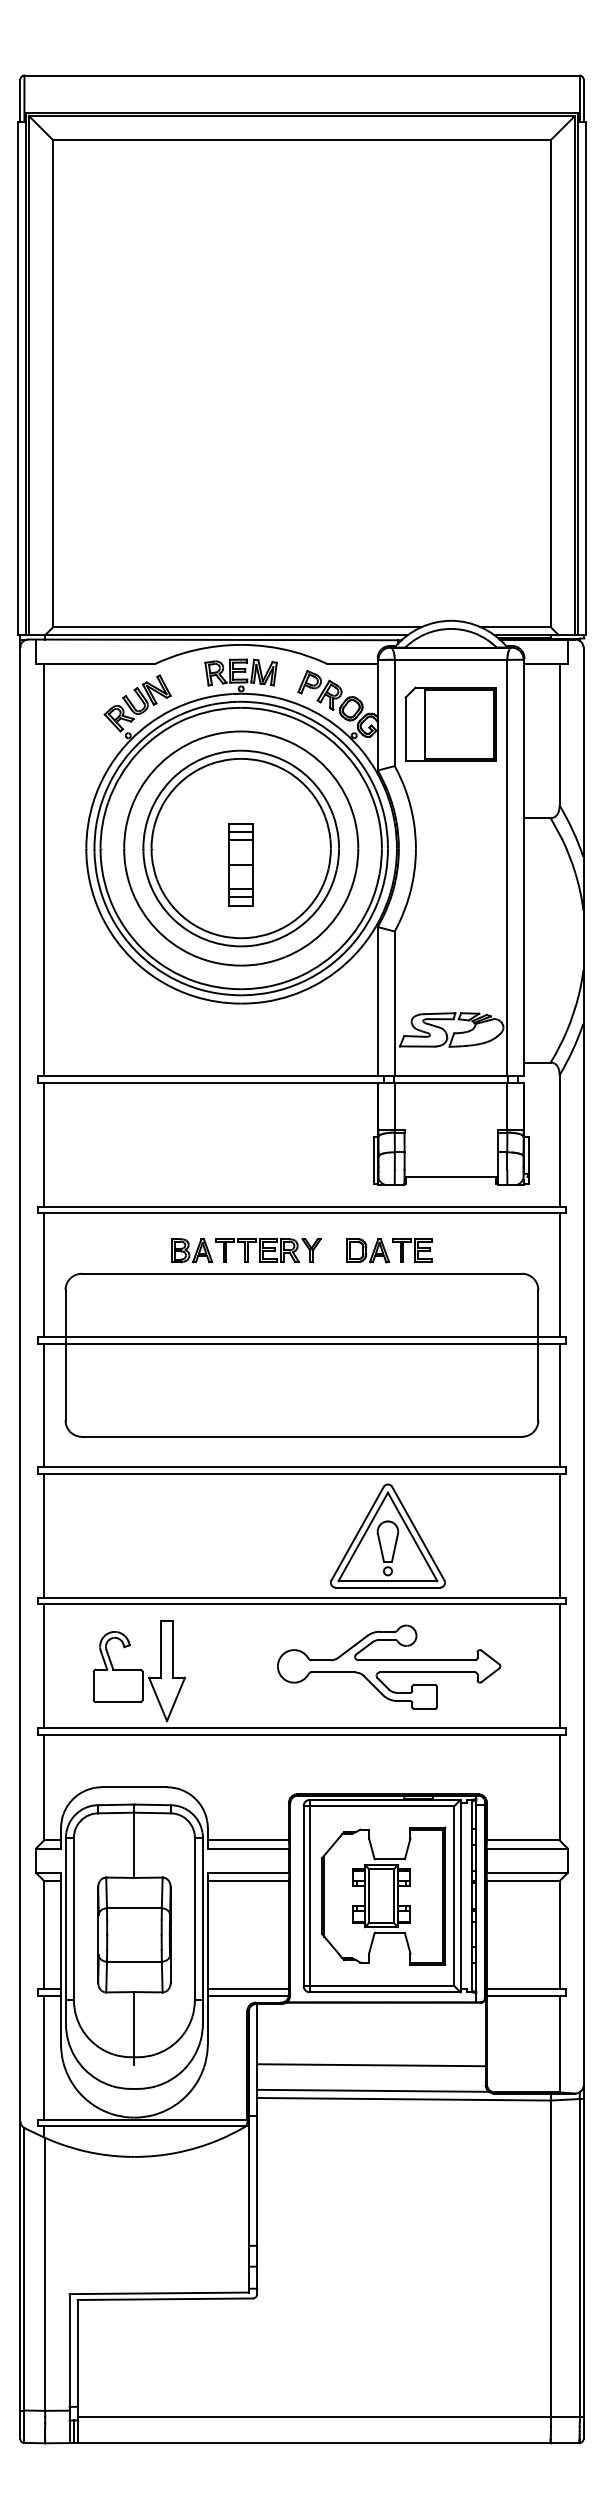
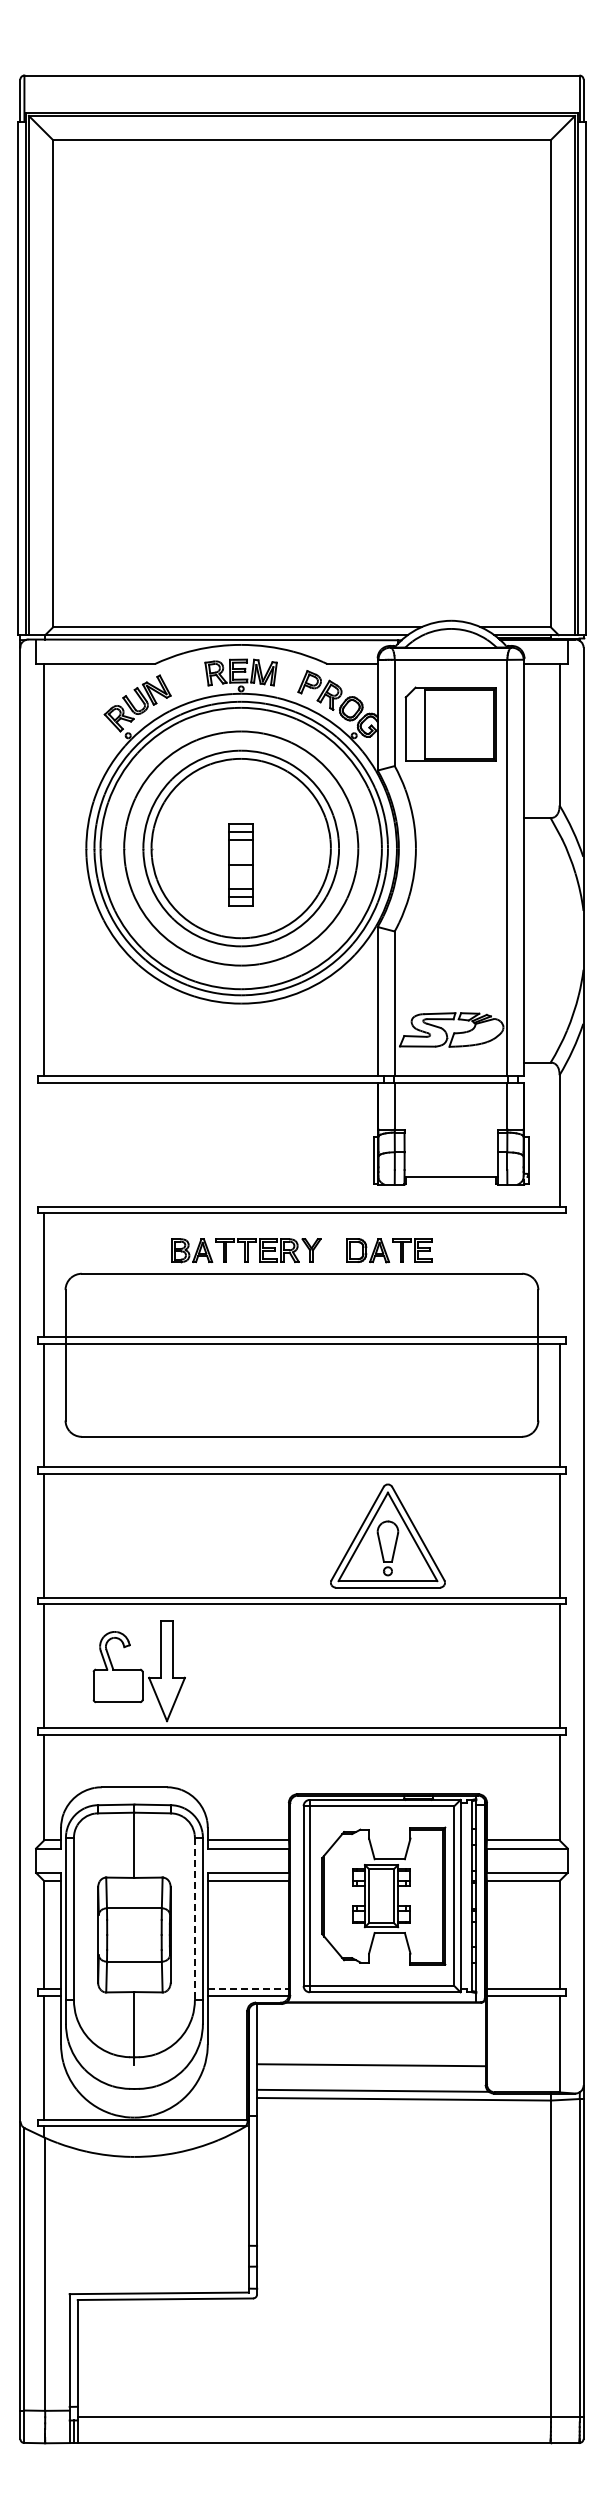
line: present -> none (44, 1144)
line: present -> none (559, 1275)
part: present -> none (389, 1666)
line: solid -> dashed (194, 1919)
line: solid -> dashed (248, 1989)
